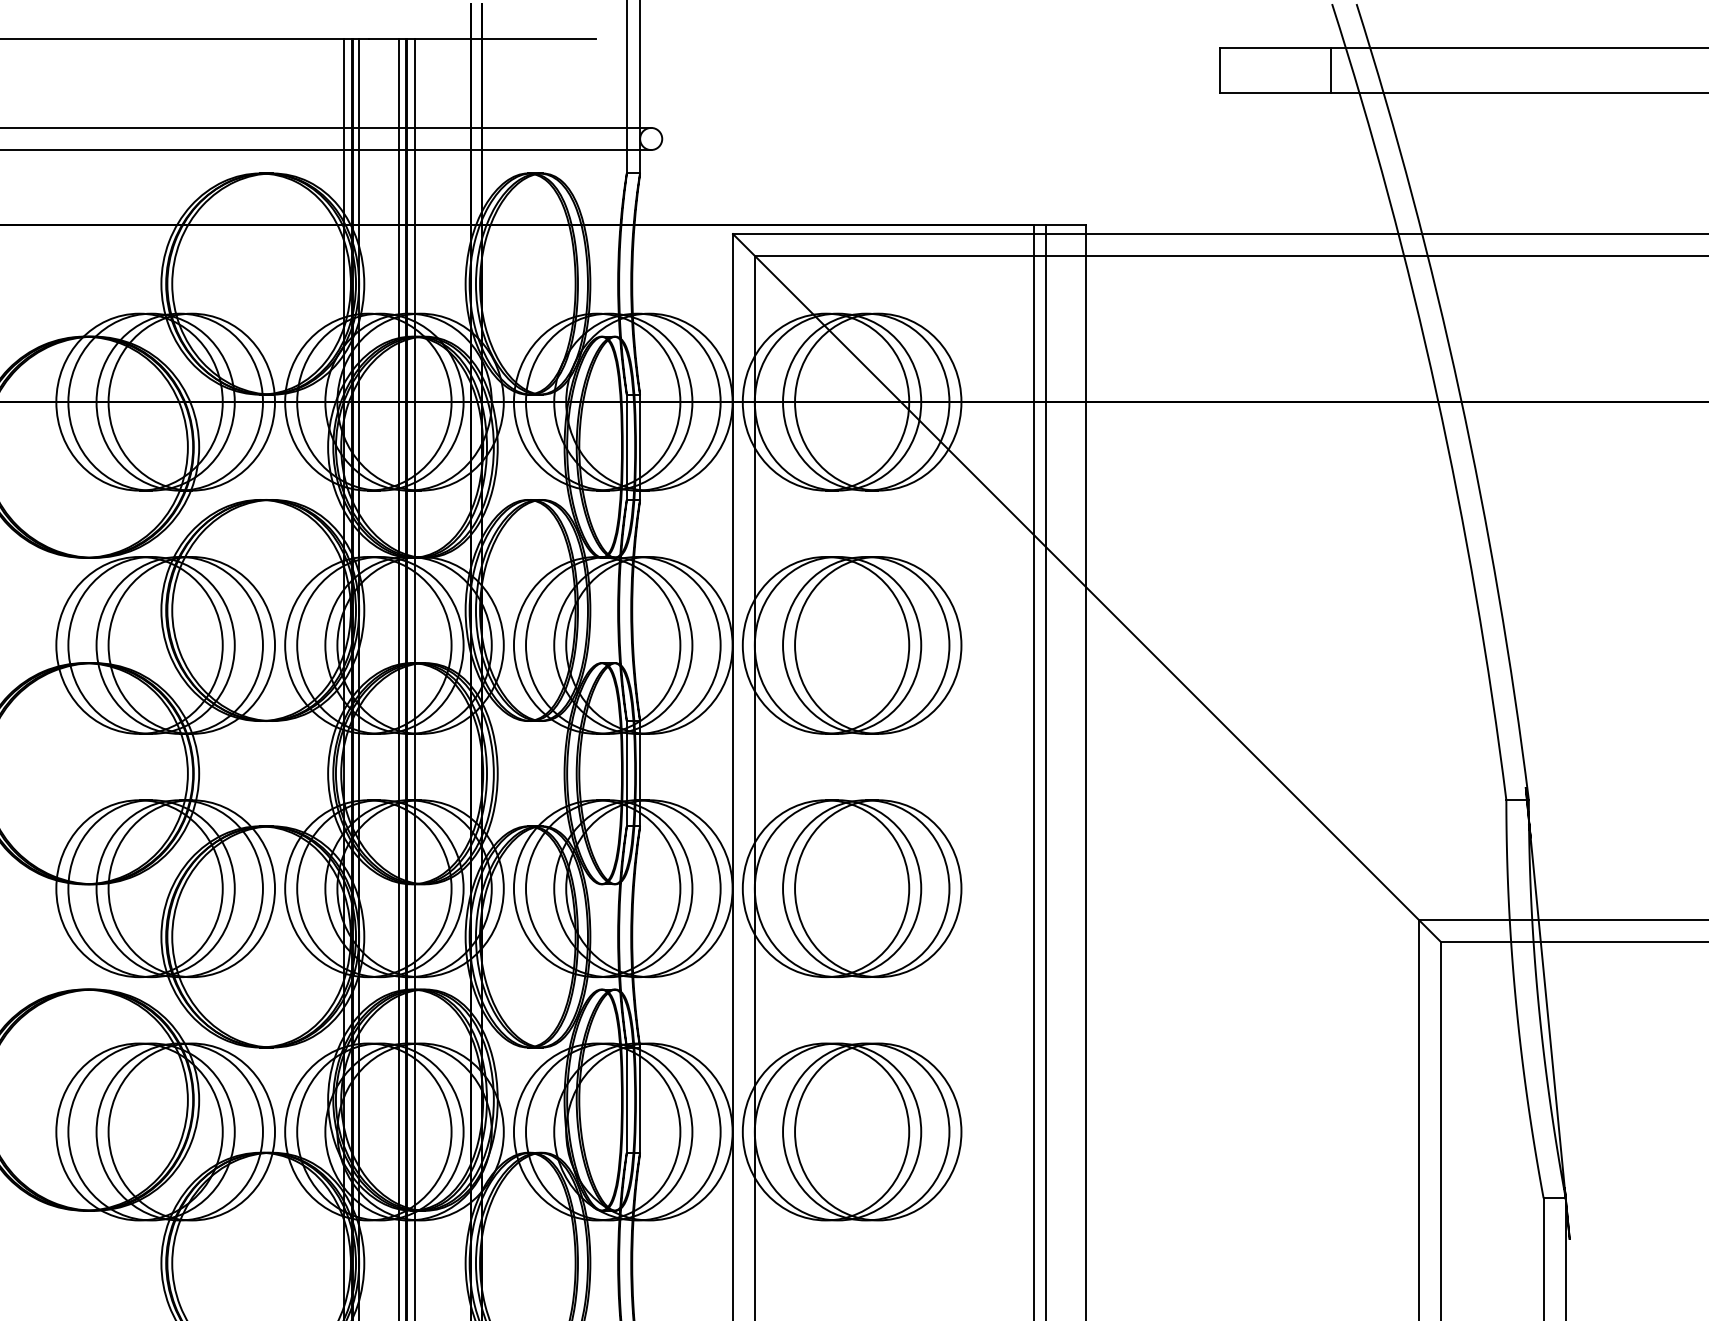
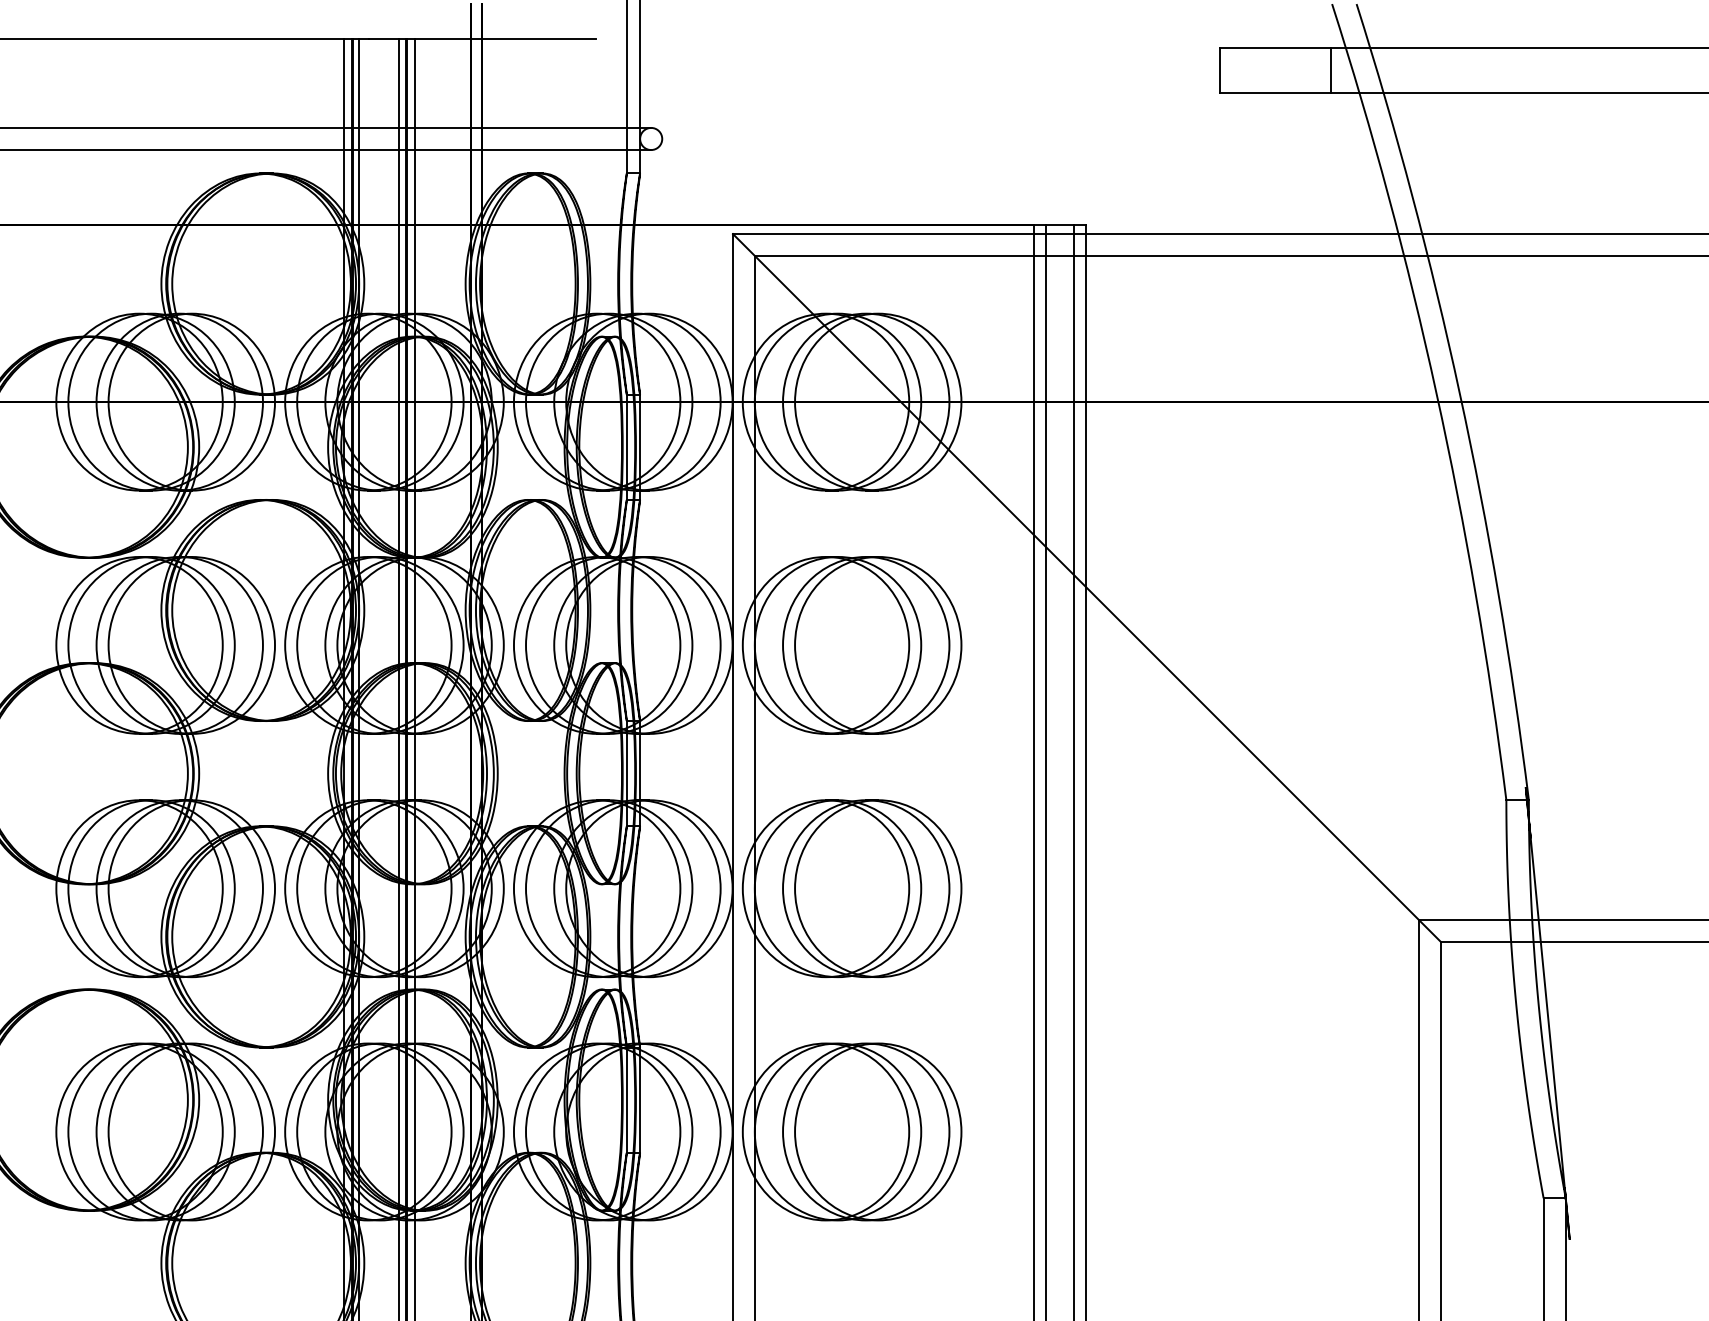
line: none -> present (1074, 771)
